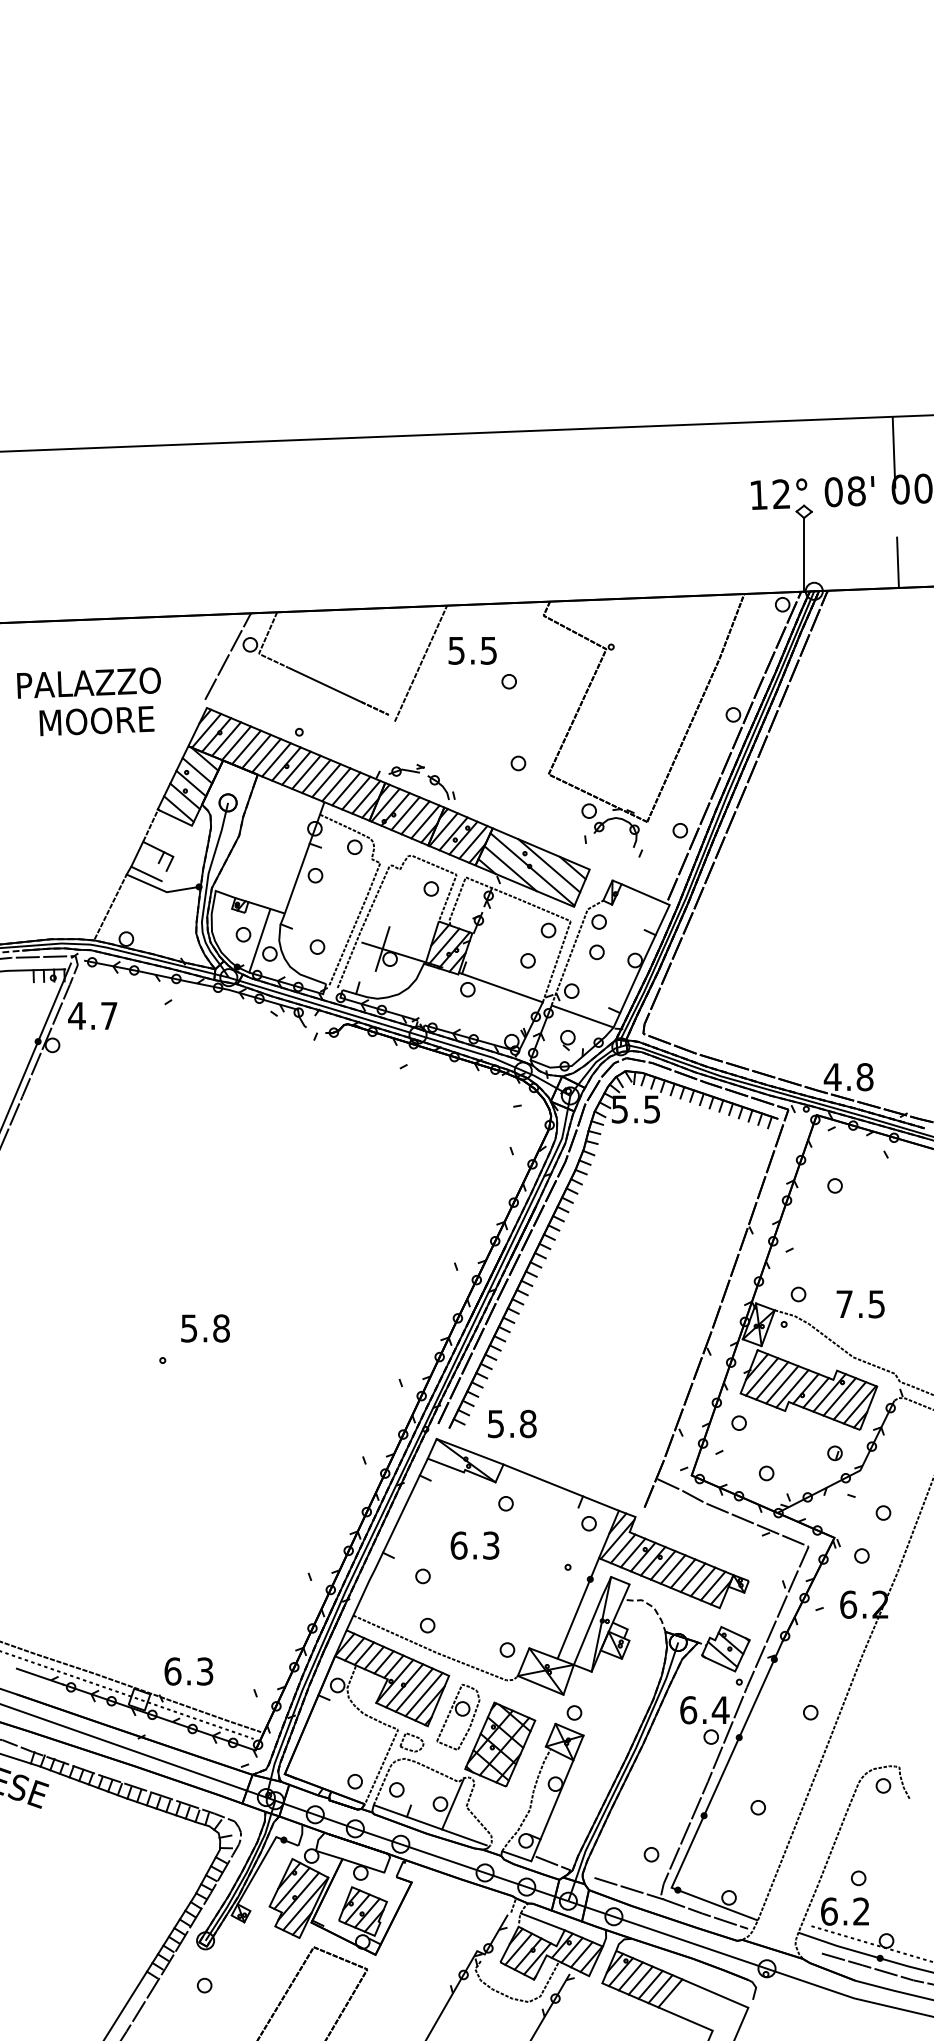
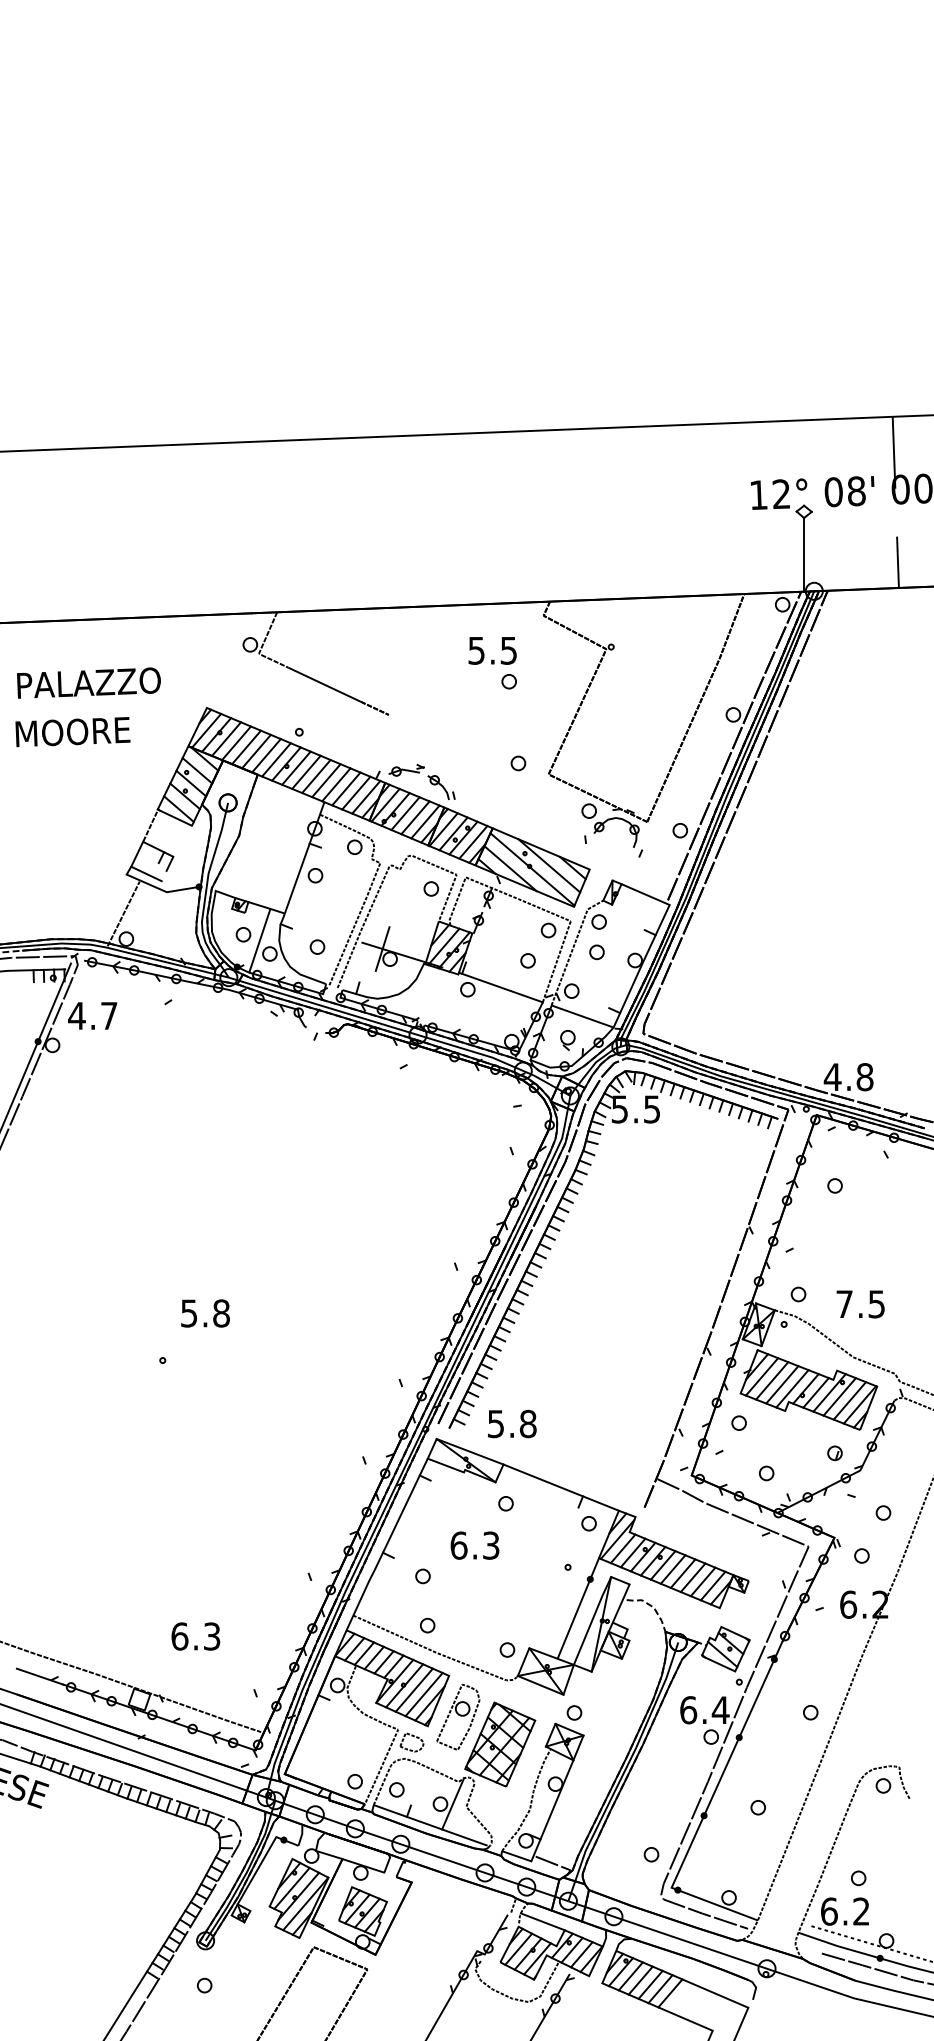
text position: (472, 650) -> (492, 650) (492, 650)
line: present -> none (227, 656)
line: present -> none (420, 663)
text position: (96, 721) -> (72, 732) (72, 732)
line position: (110, 906) -> (123, 913) (123, 913)
text position: (205, 1328) -> (205, 1313) (205, 1313)
text position: (188, 1671) -> (195, 1636) (195, 1636)
line: present -> none (127, 1695)
line: present -> none (628, 1888)
